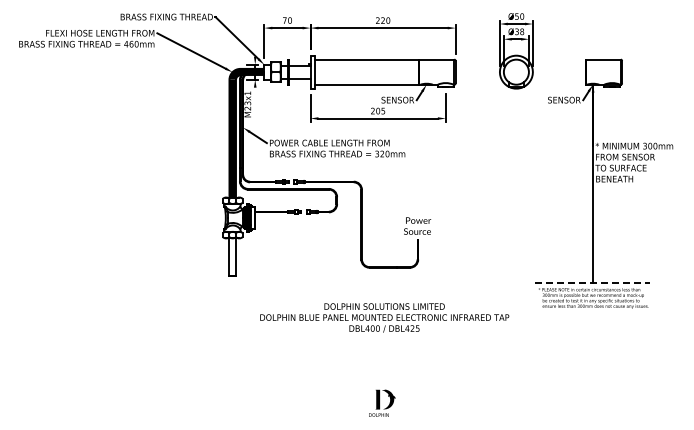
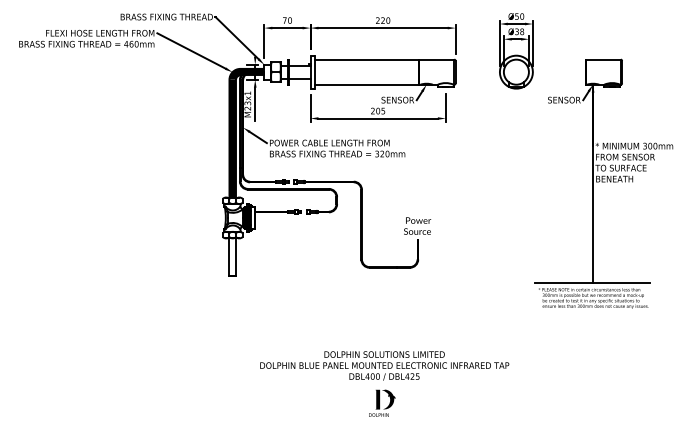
line: none -> present (255, 104)
line: dashed -> solid (593, 282)
text position: (384, 317) -> (384, 365) (384, 365)
